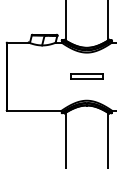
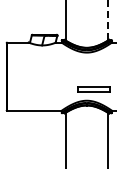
line: solid -> dashed (108, 20)
part position: (86, 76) -> (93, 89) (93, 89)
